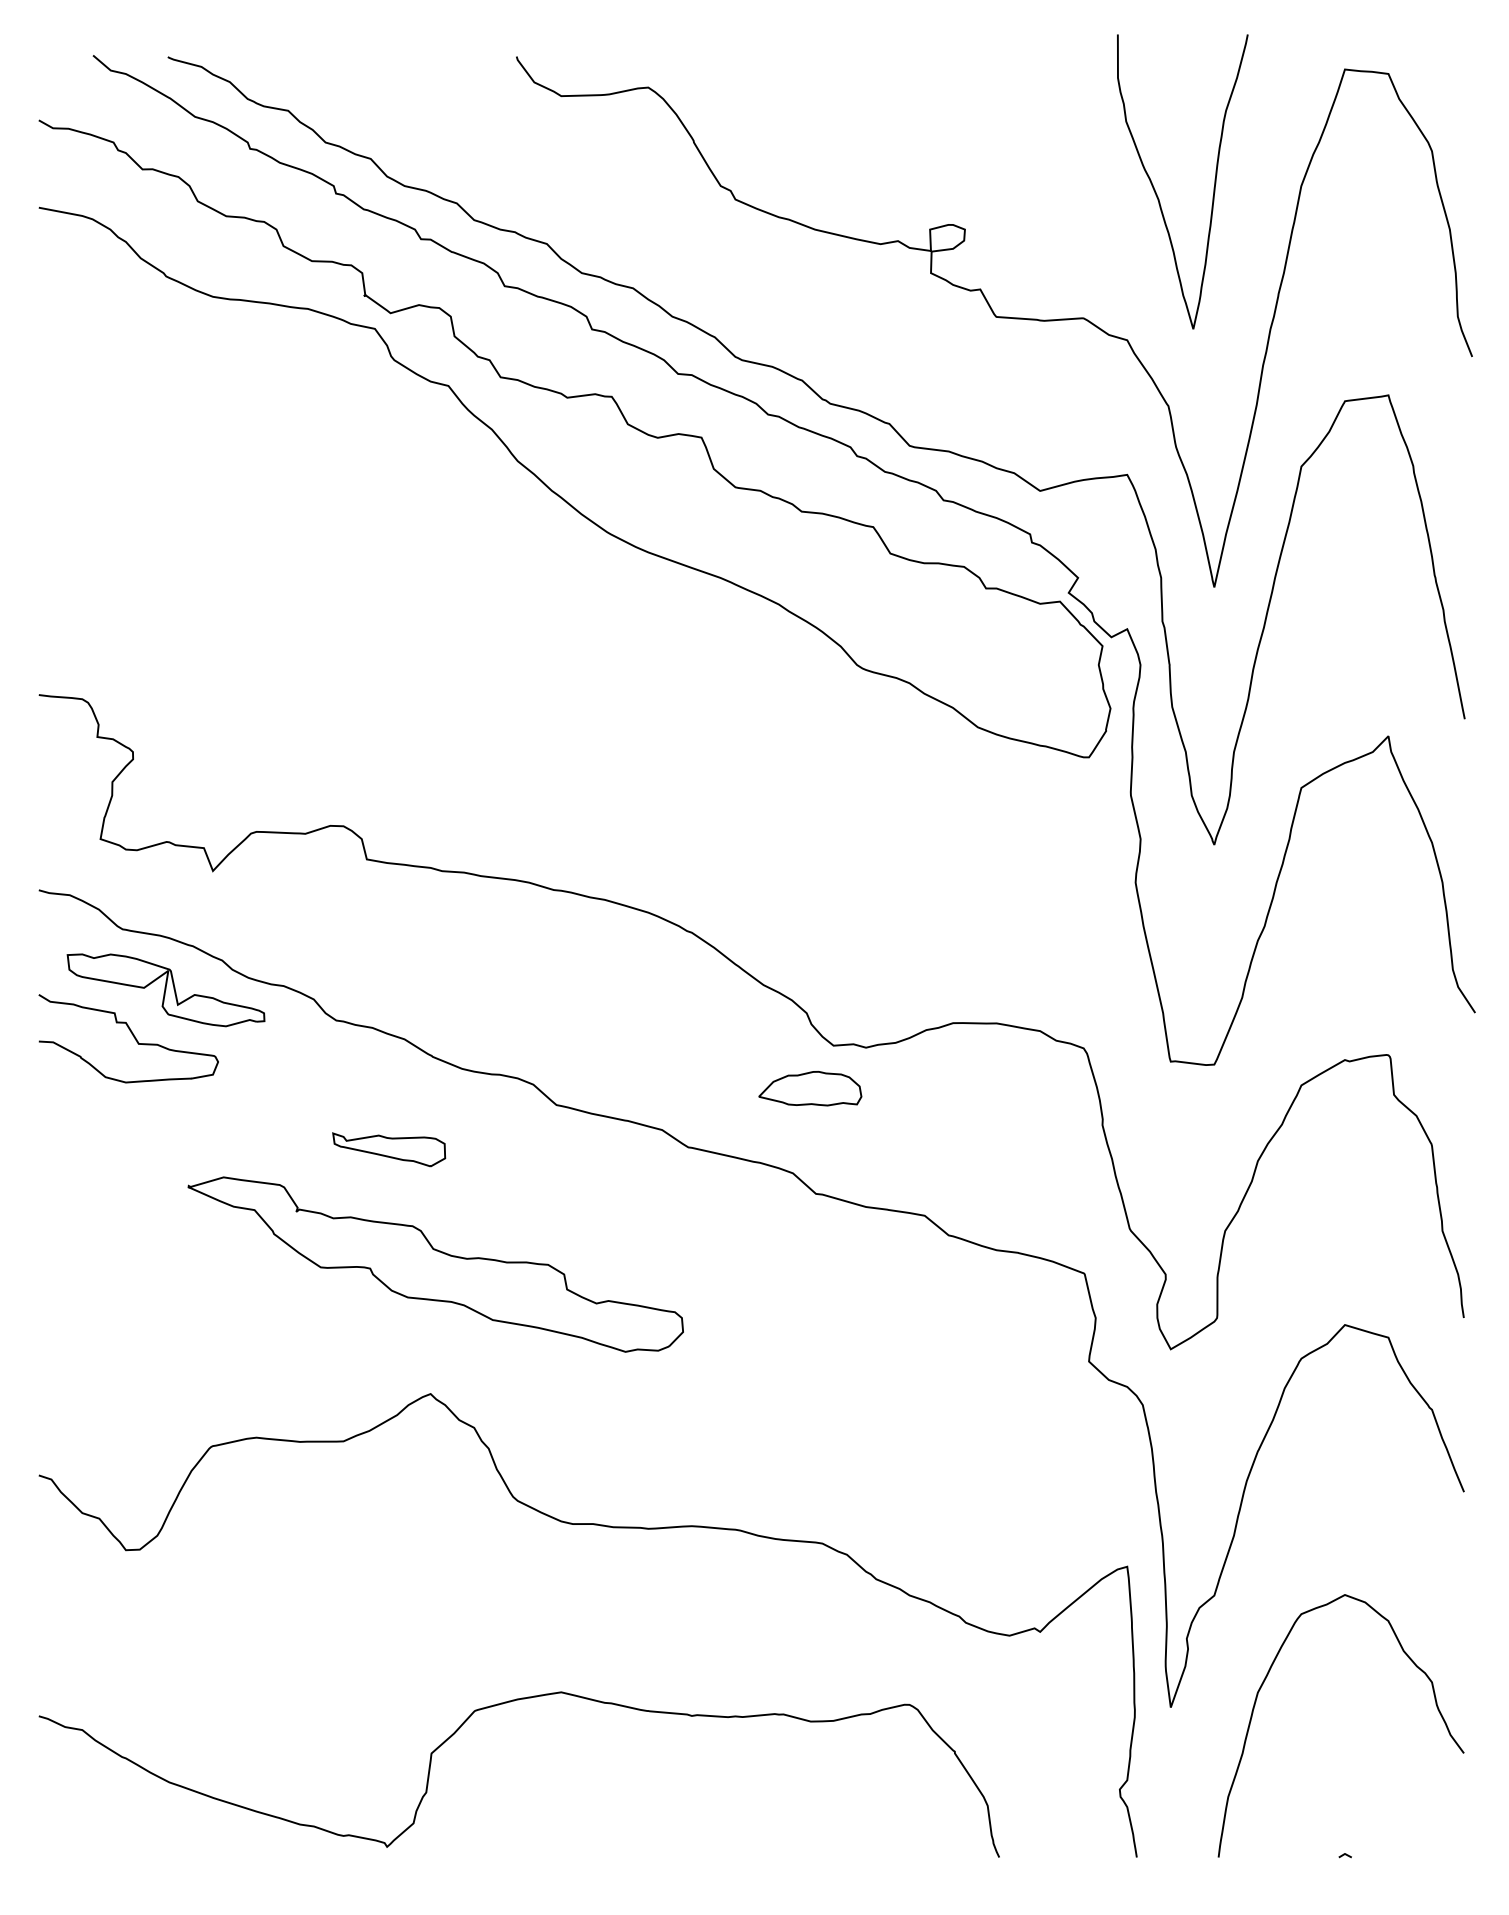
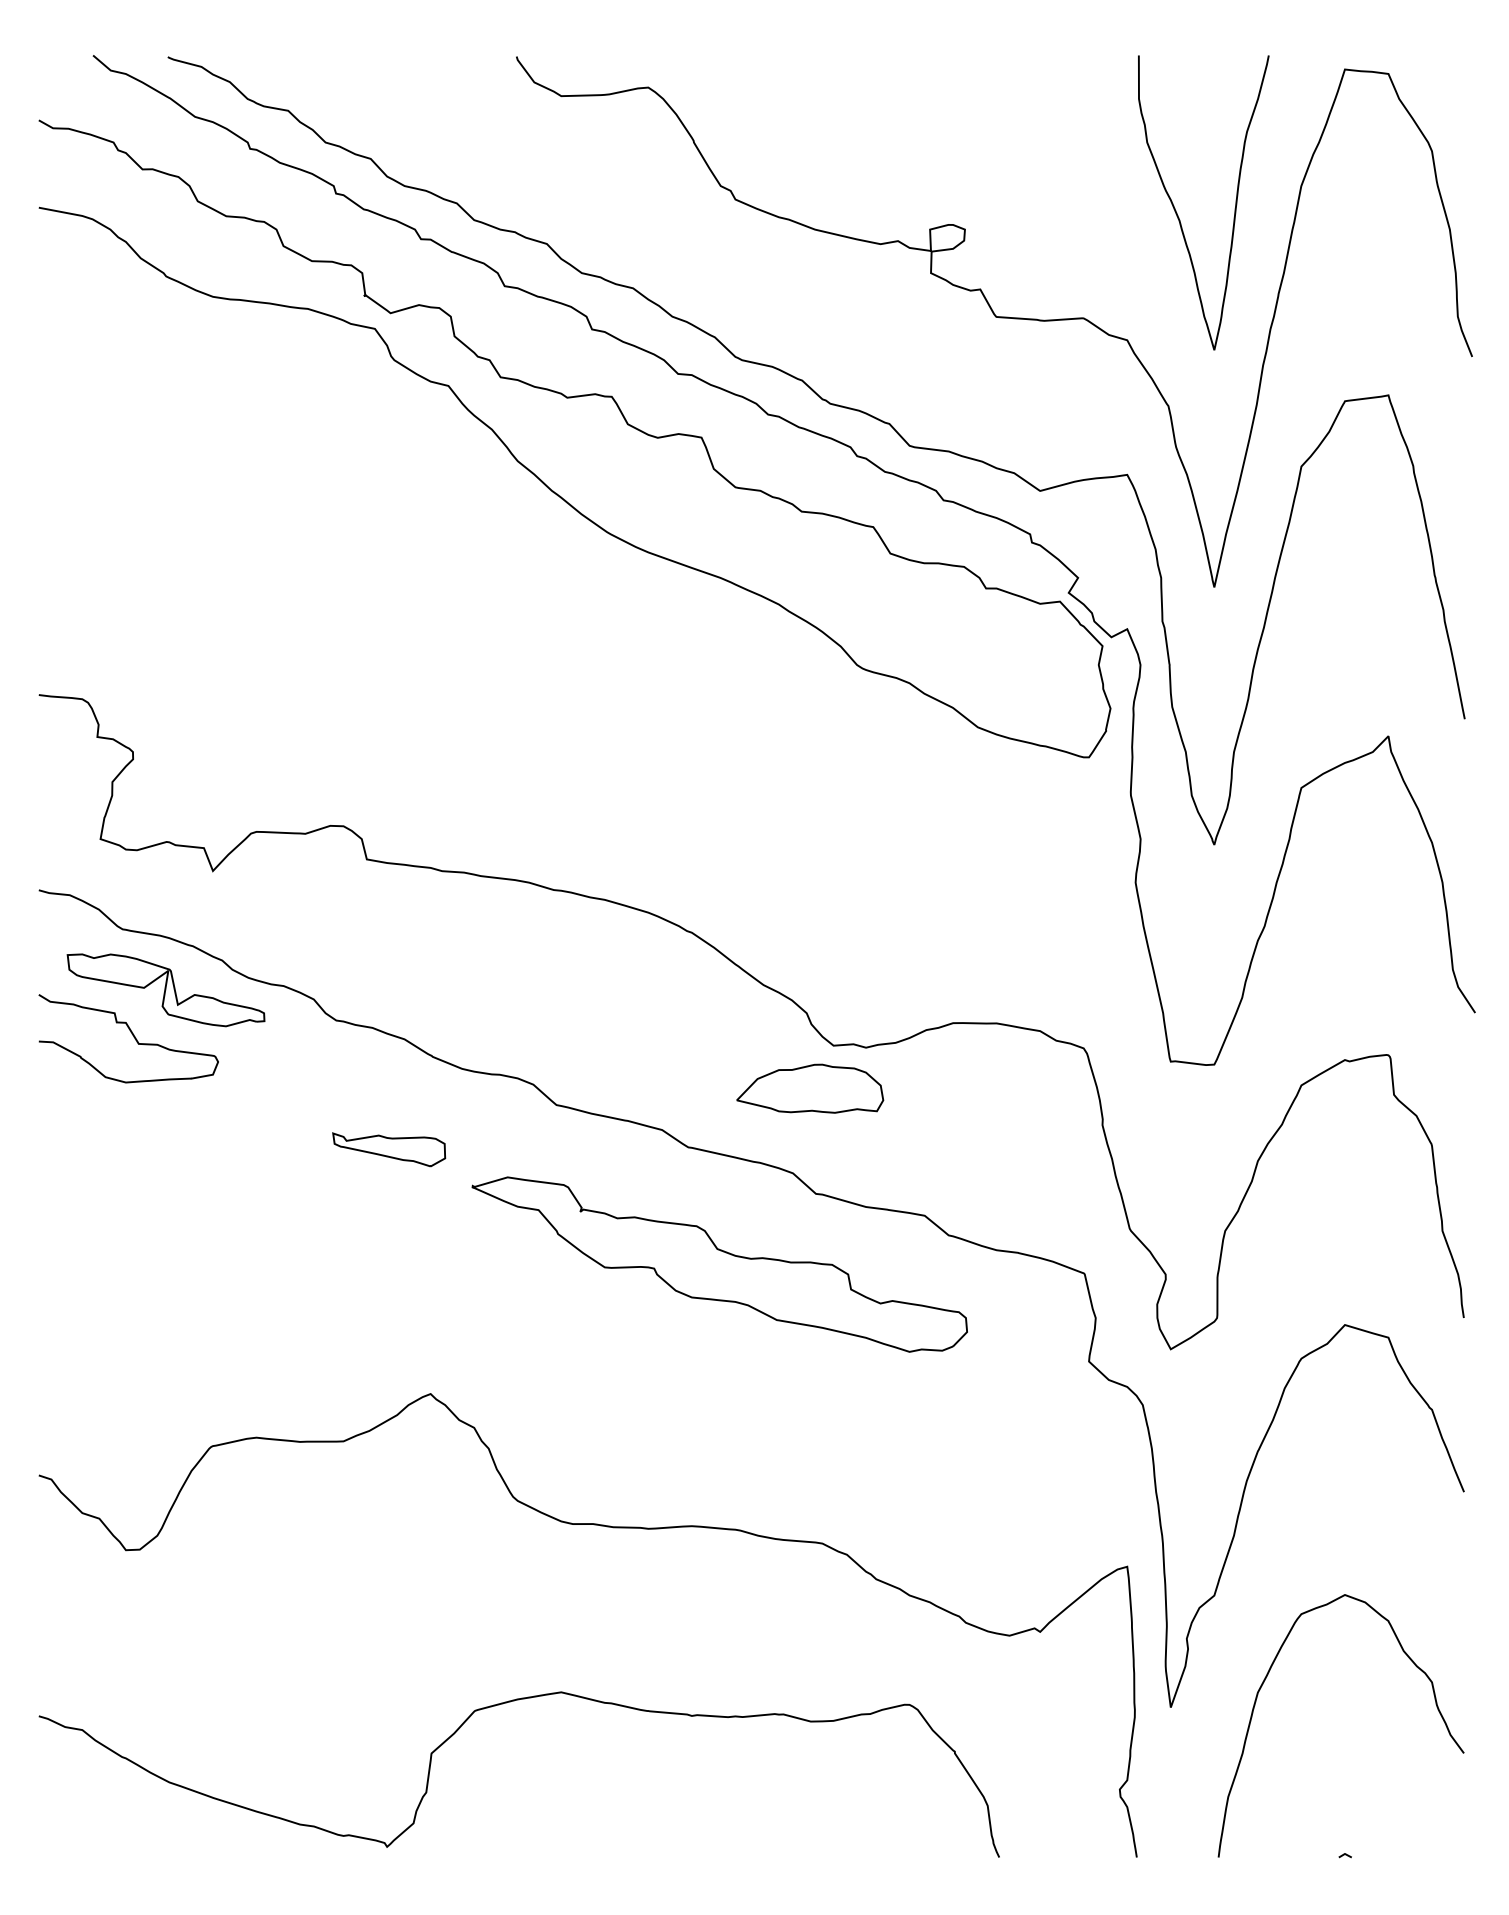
curve position: (1155, 189) -> (1176, 210) (1176, 210)
part size: 105x36 px -> 149x51 px (810, 1088)
part position: (435, 1264) -> (719, 1264) (719, 1264)
